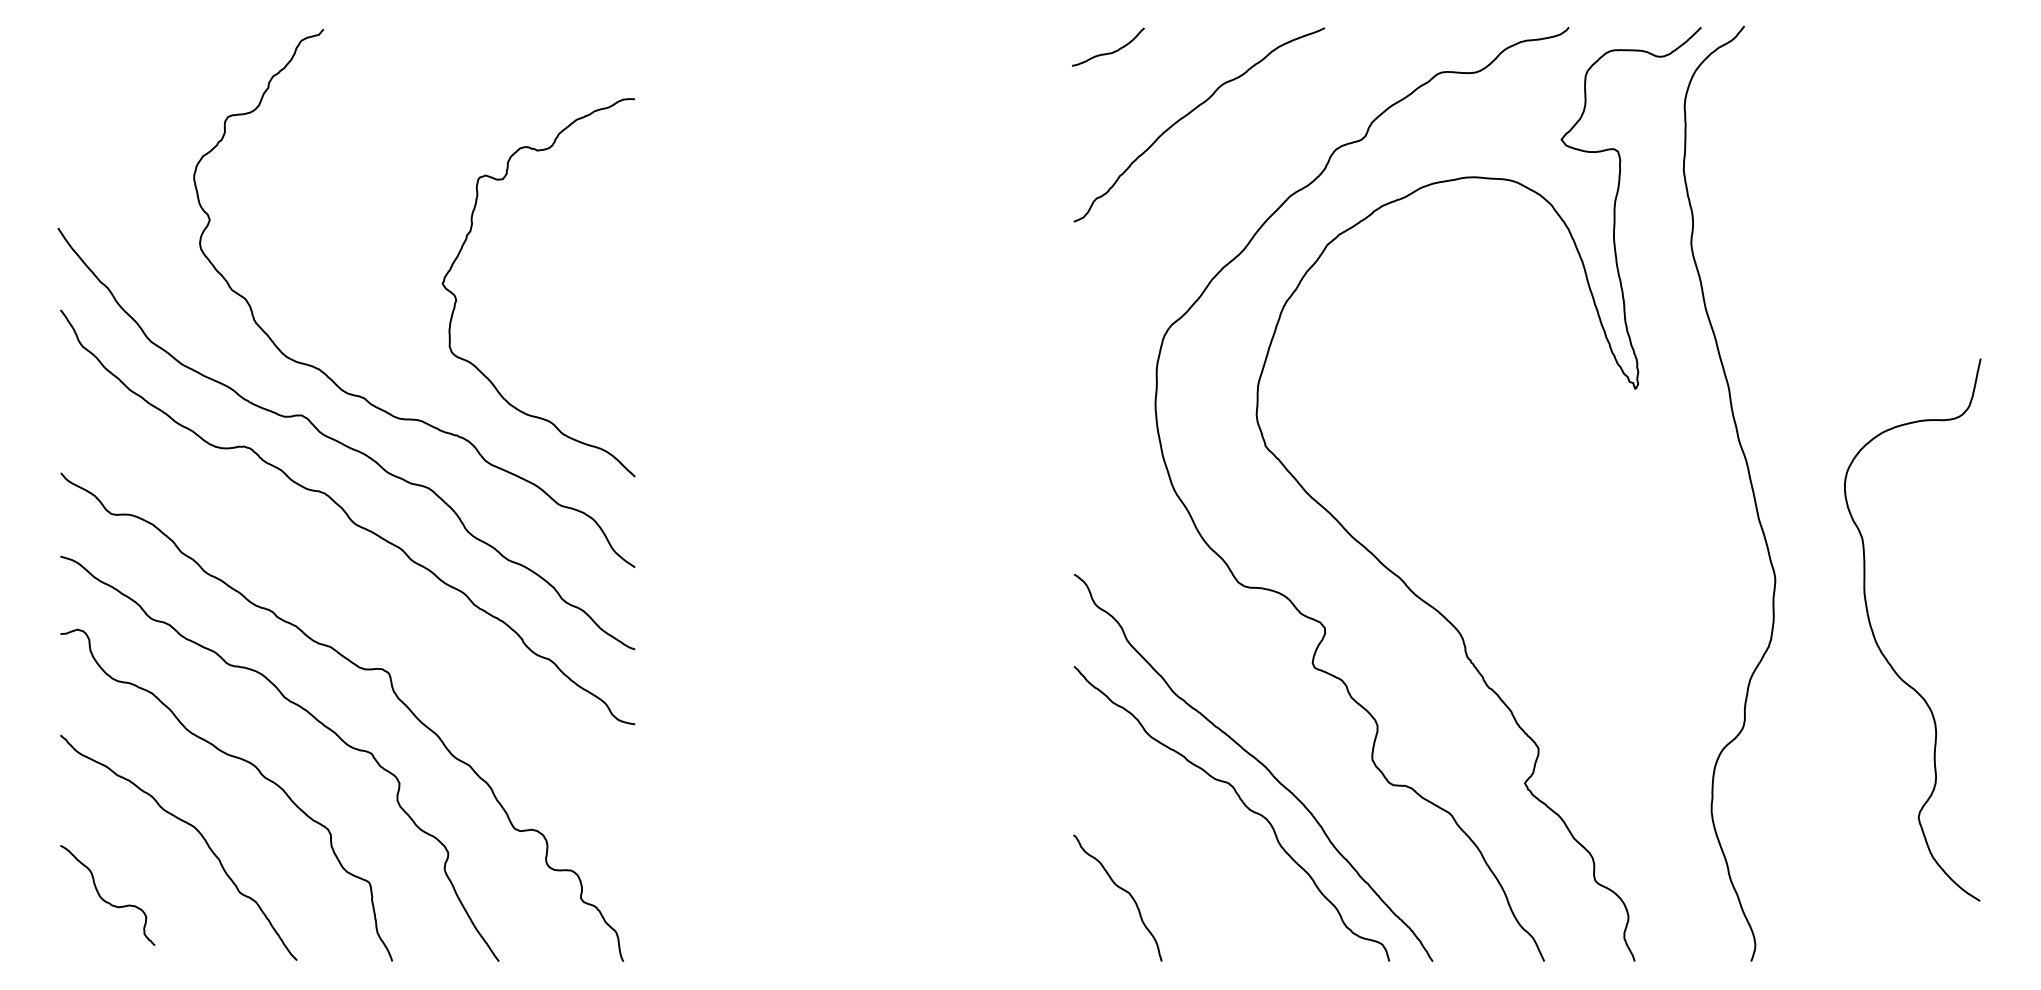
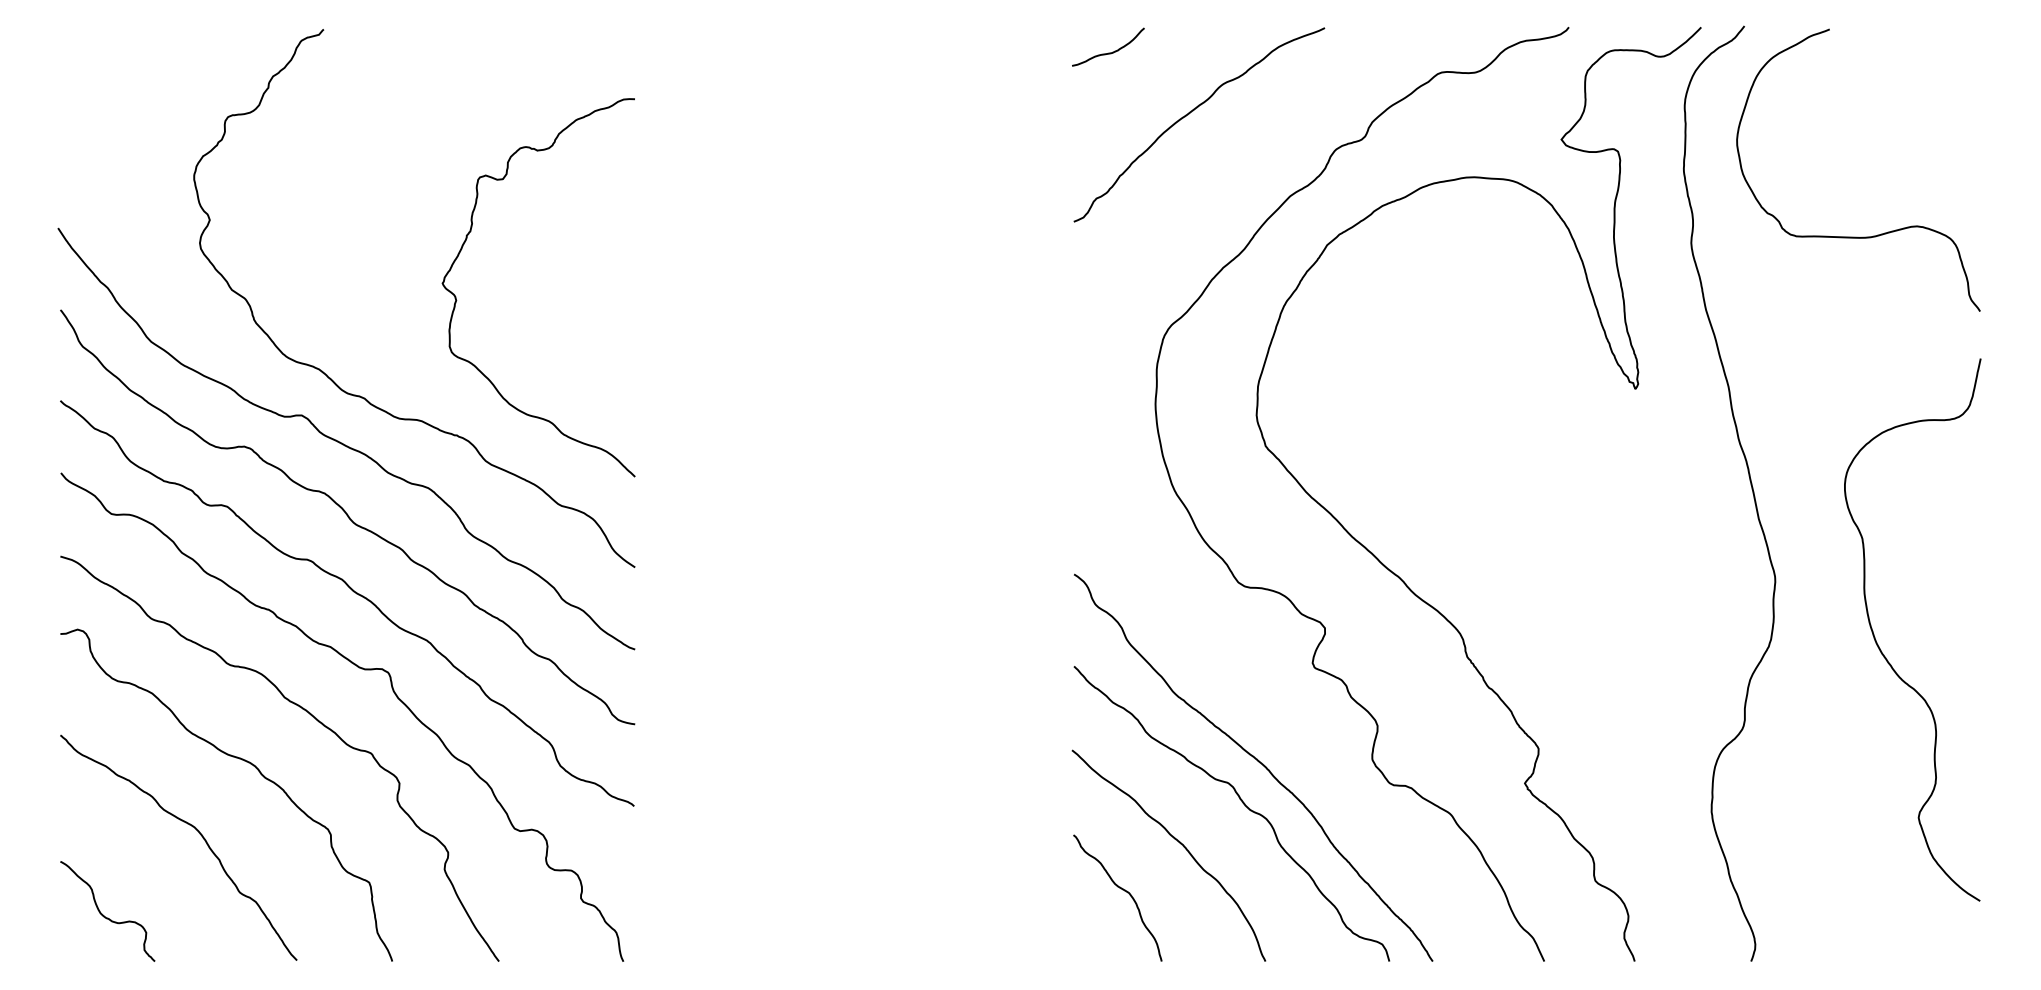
curve: none -> present (1857, 236)
curve: none -> present (353, 592)
curve: none -> present (1179, 843)
curve position: (103, 898) -> (103, 914) (103, 914)
